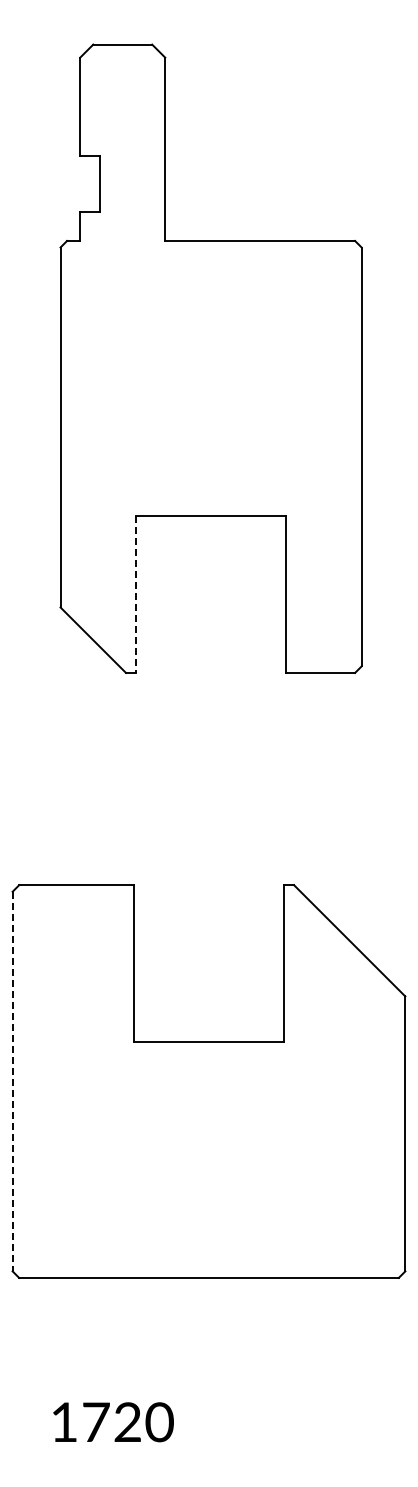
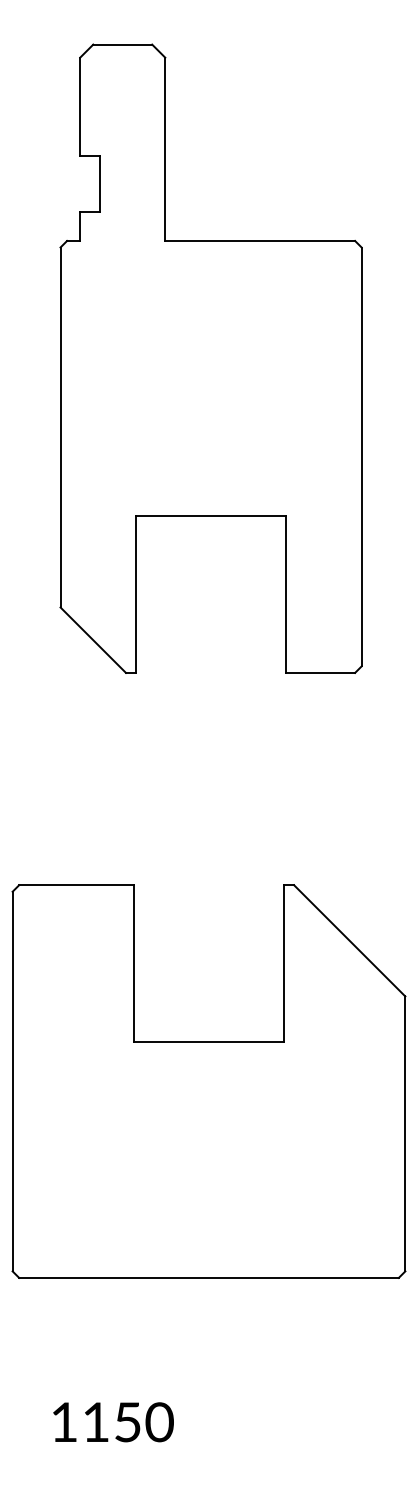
line: dashed -> solid (135, 594)
line: dashed -> solid (12, 1081)
text: 1720 -> 1150 (111, 1422)
